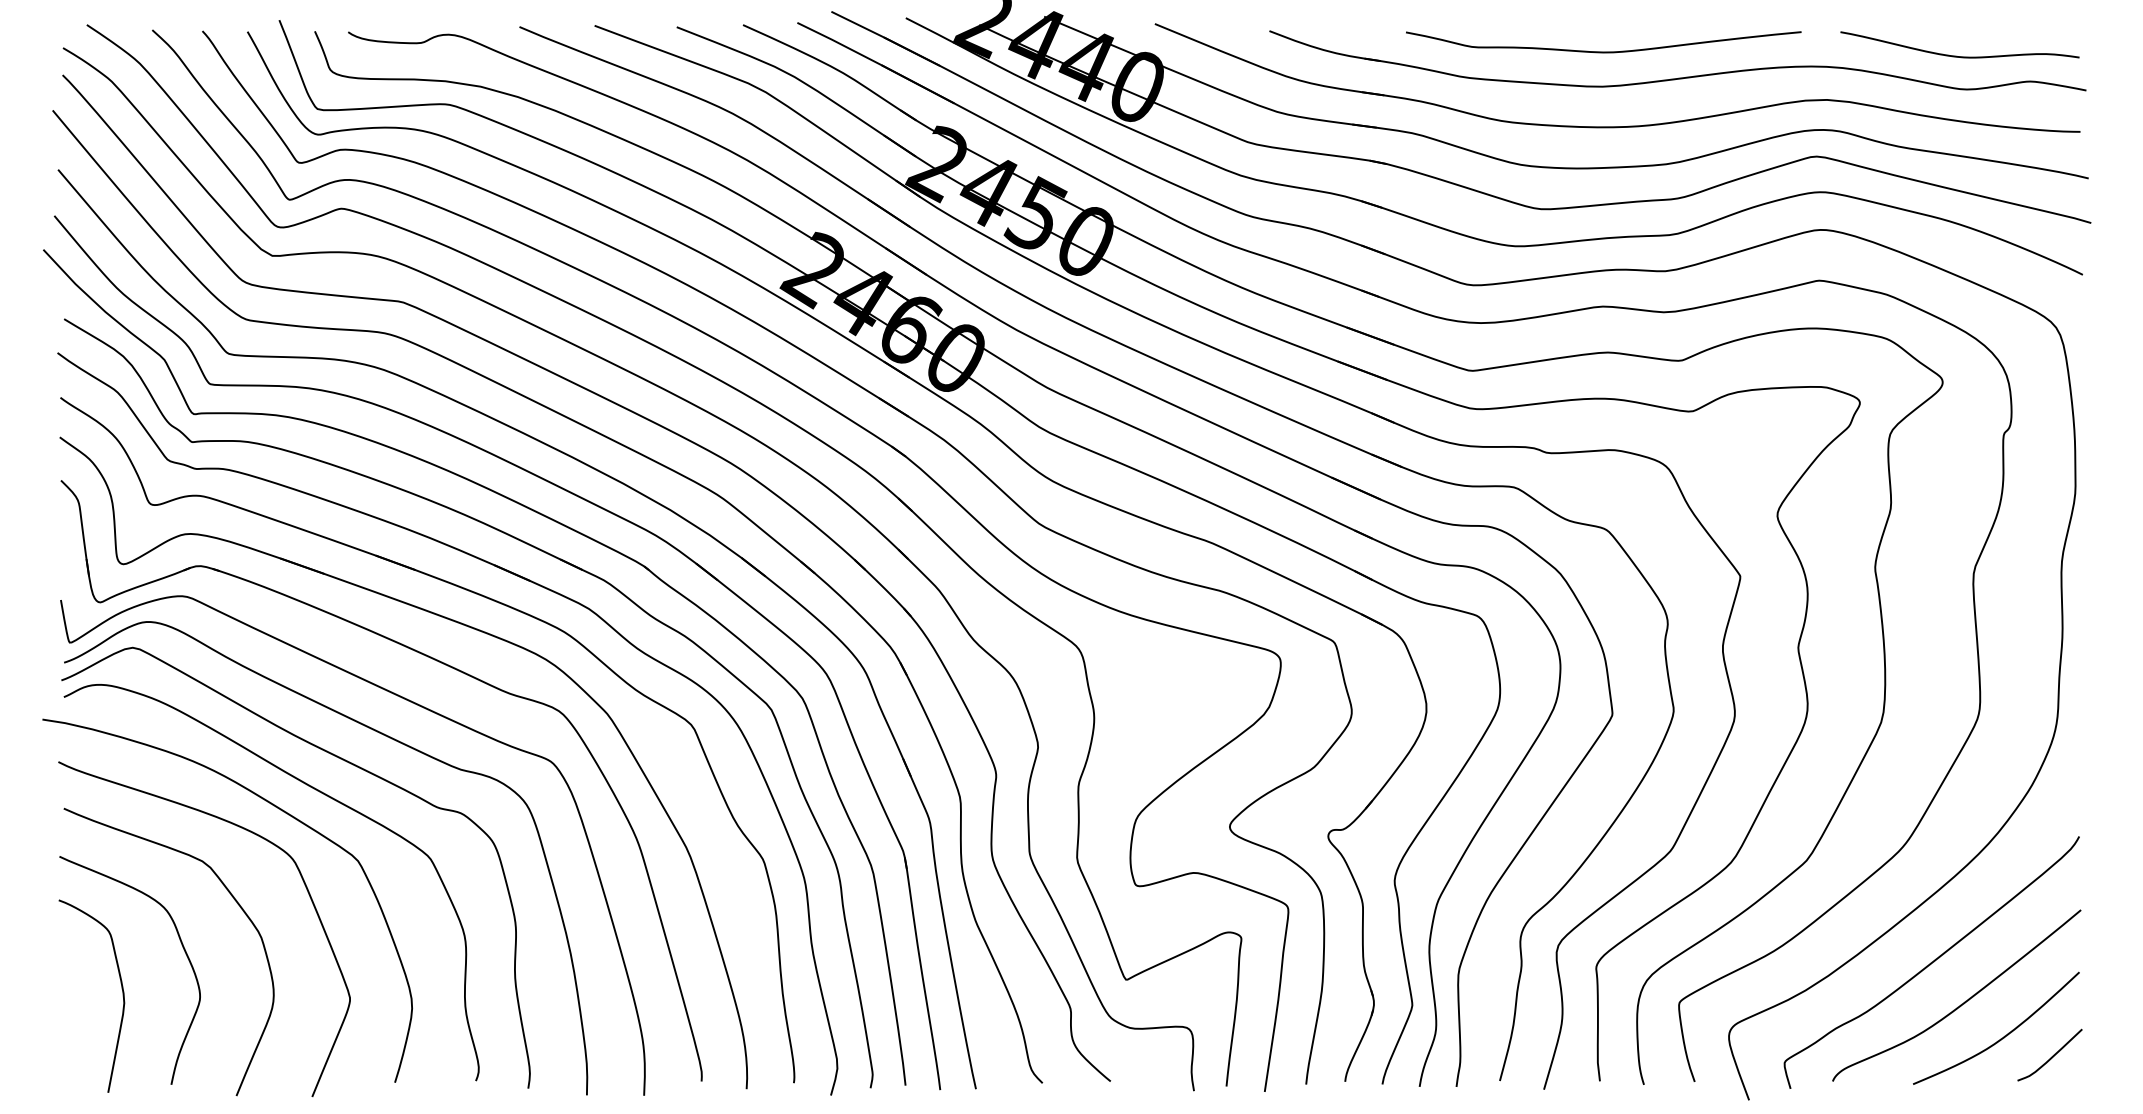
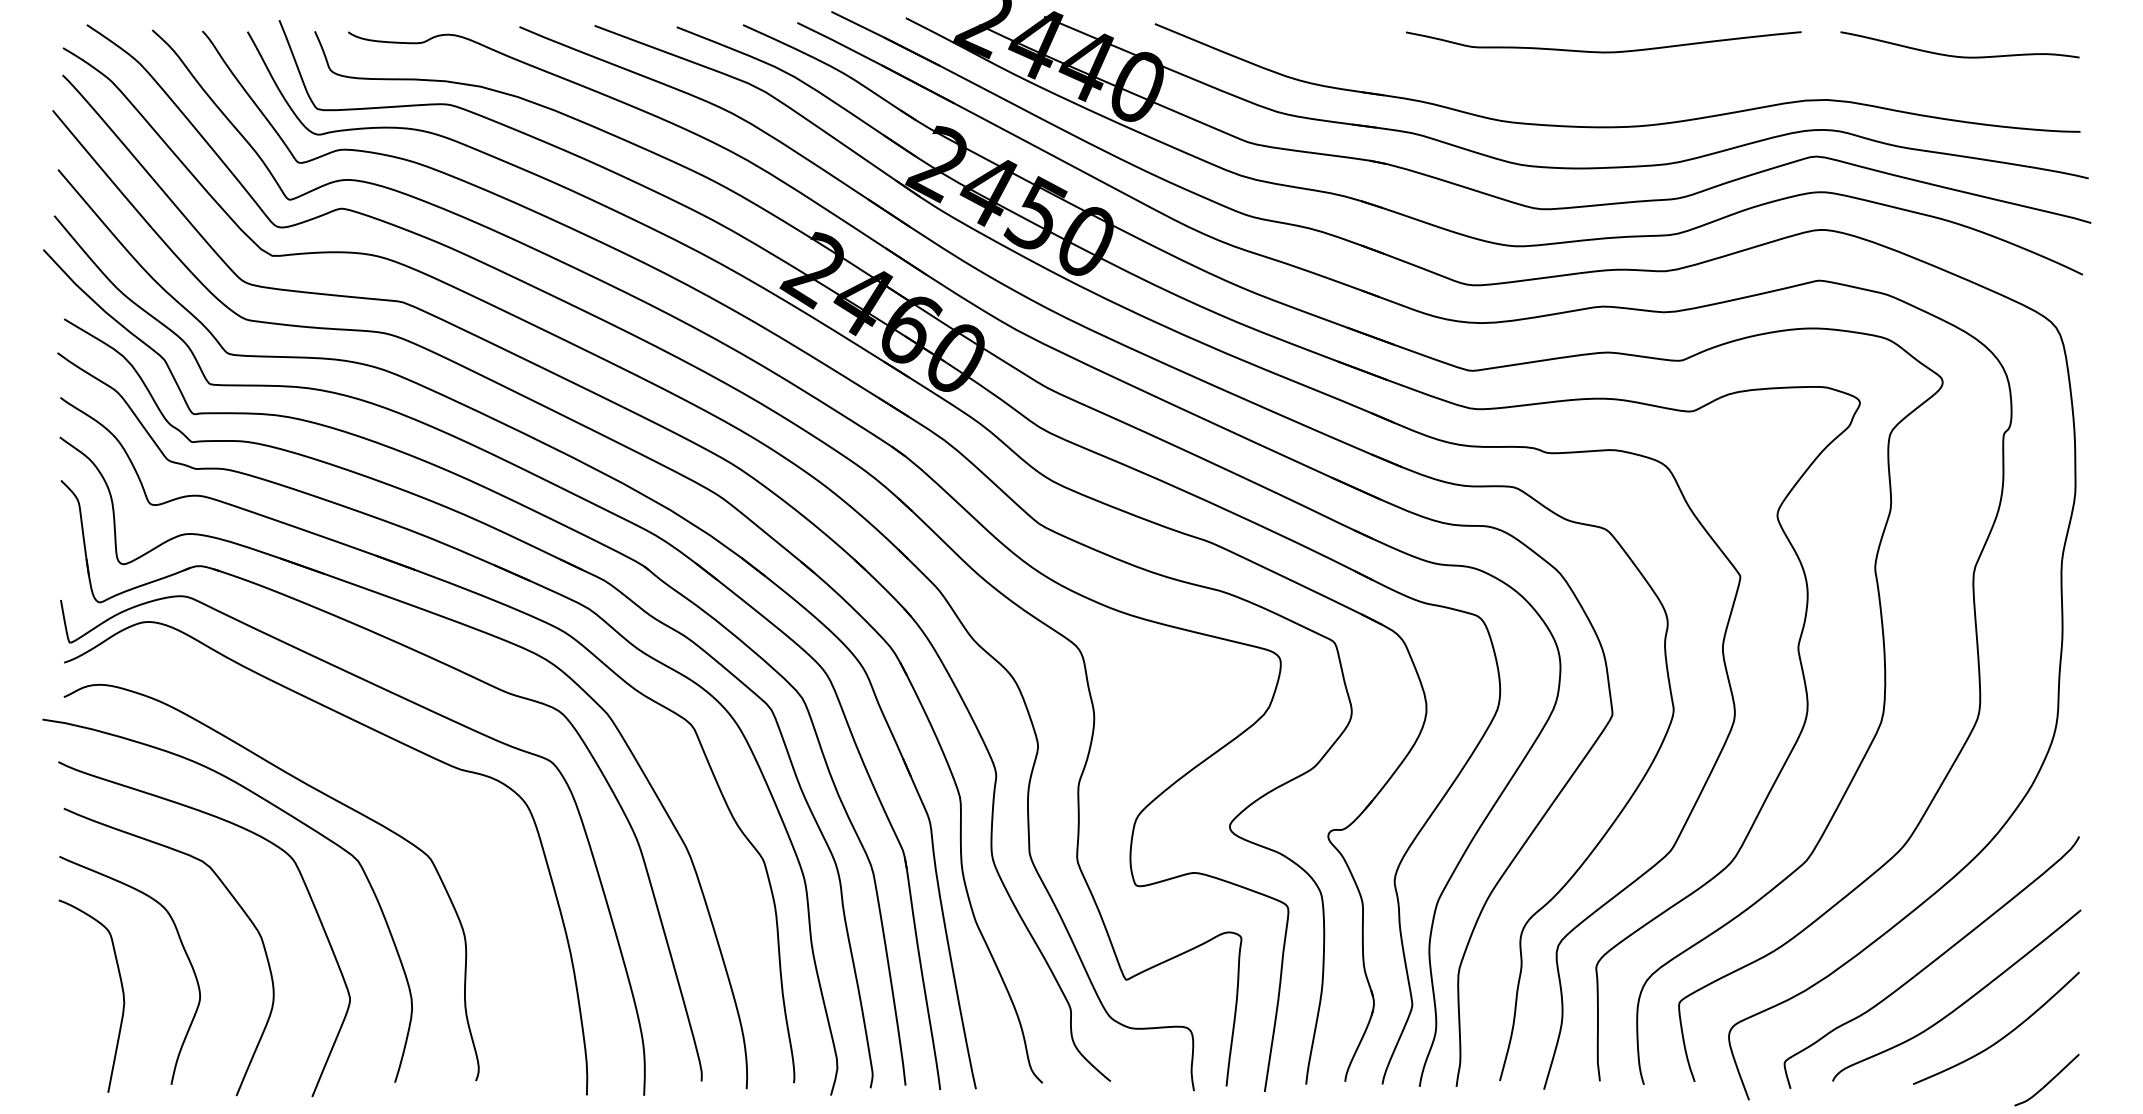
part: present -> none (1678, 77)
curve: present -> none (348, 763)
curve position: (2051, 1056) -> (2048, 1081) (2048, 1081)
